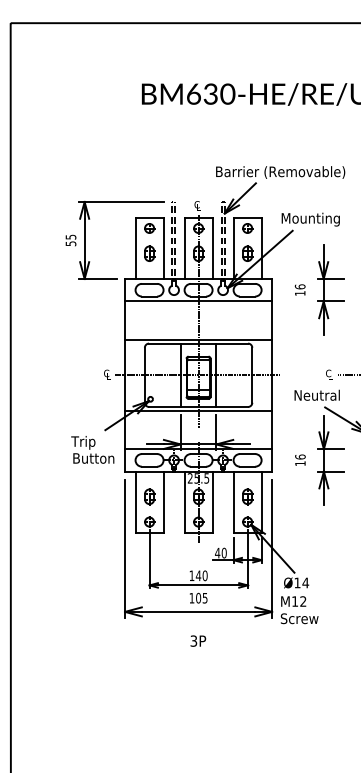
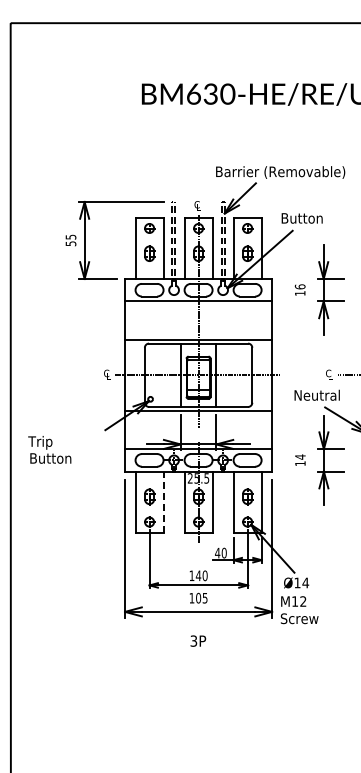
text: Mounting -> Button (311, 219)
text position: (92, 449) -> (49, 449) (49, 449)
text: 16 -> 14 (300, 456)
line: solid -> dashed (163, 501)
